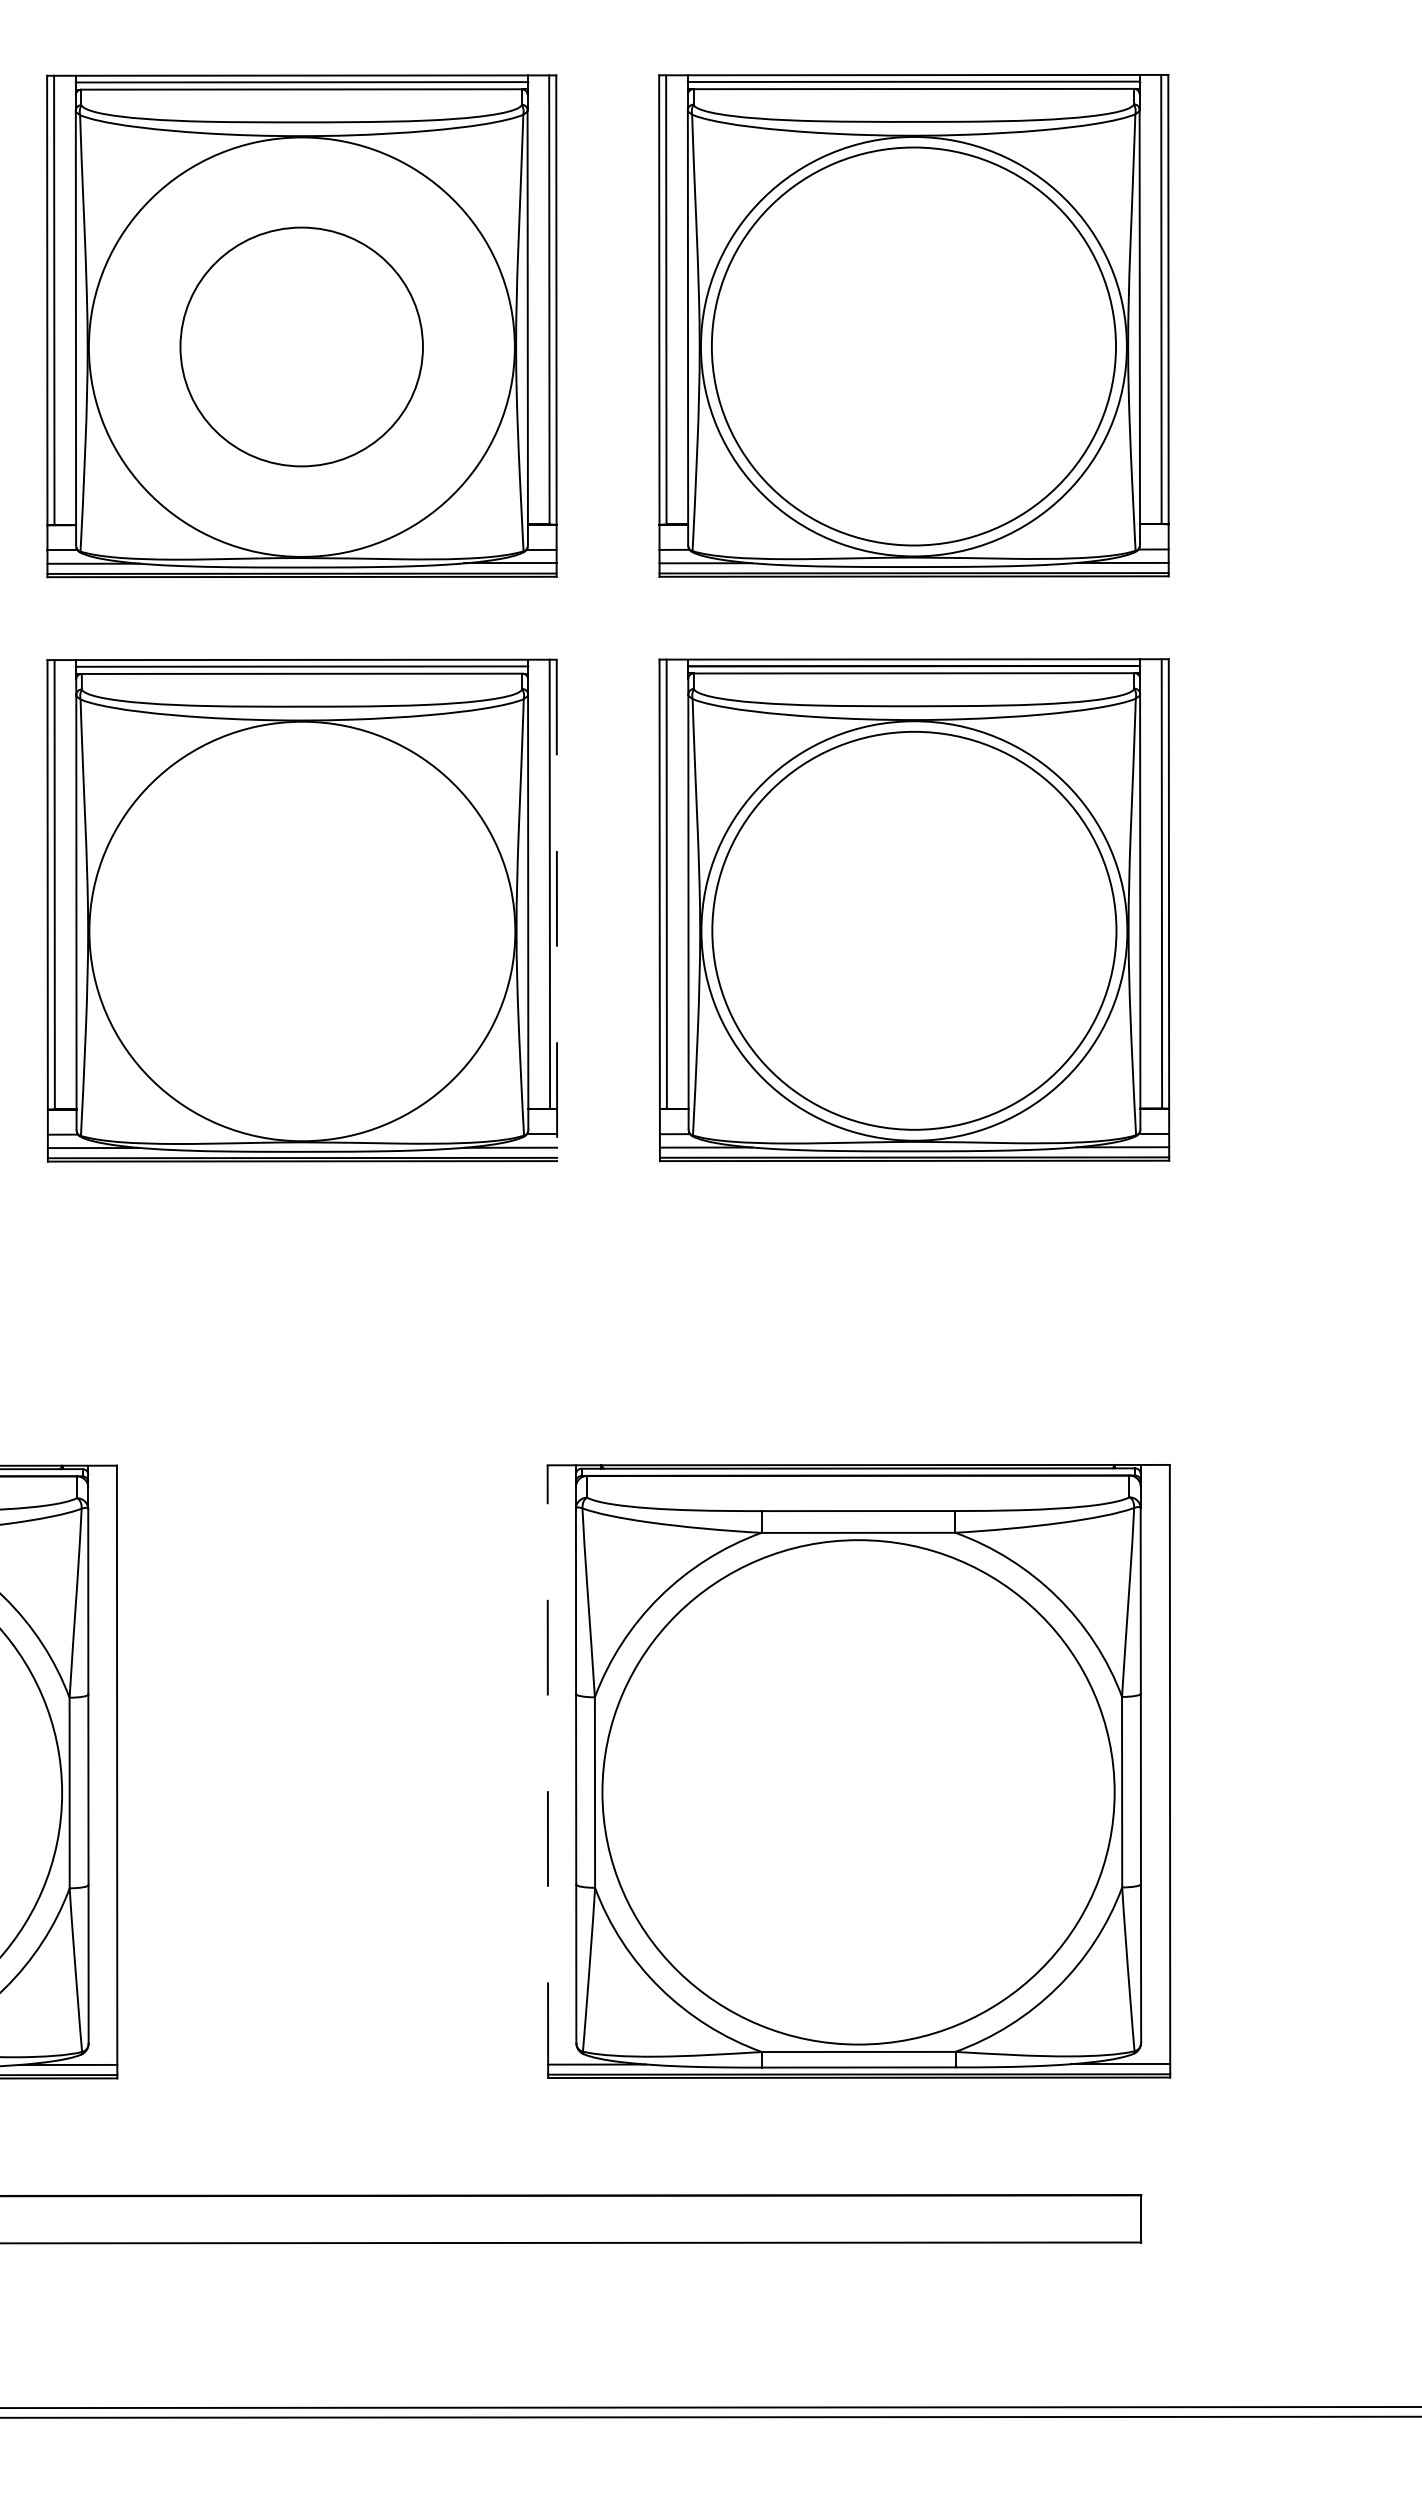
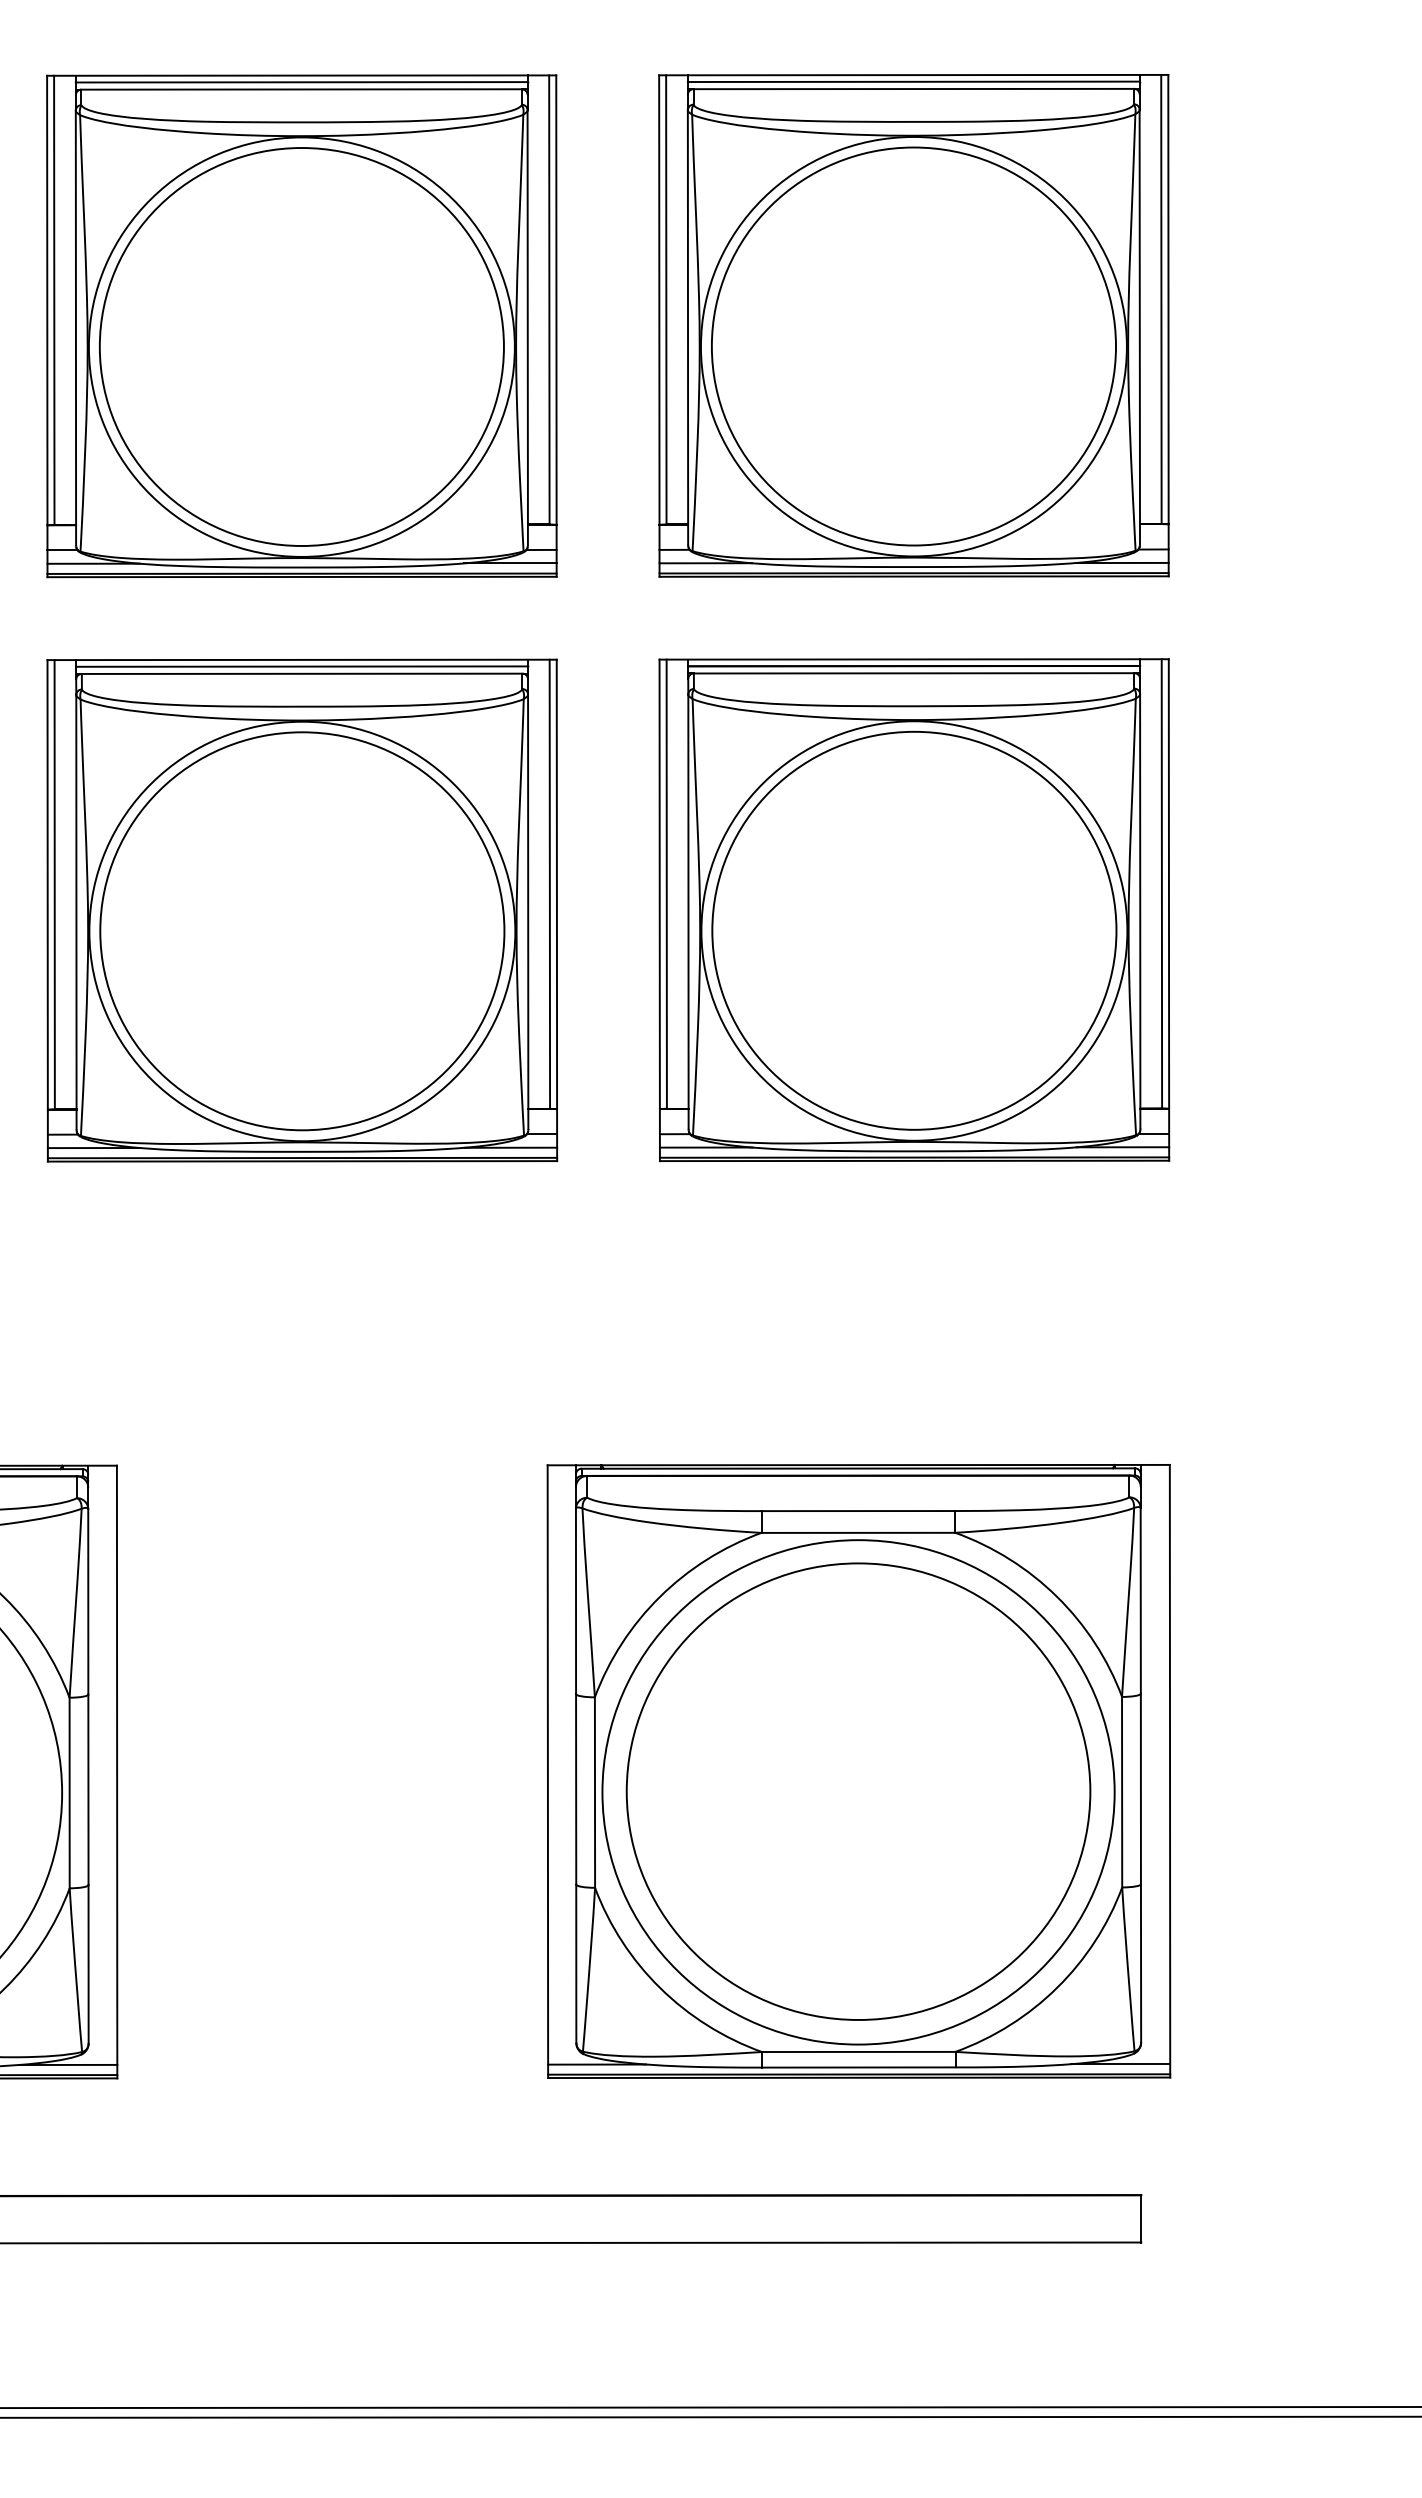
part size: 245x242 px -> 407x400 px (301, 346)
line: dashed -> solid (556, 910)
part: none -> present (302, 931)
line: dashed -> solid (547, 1771)
part: none -> present (858, 1791)
